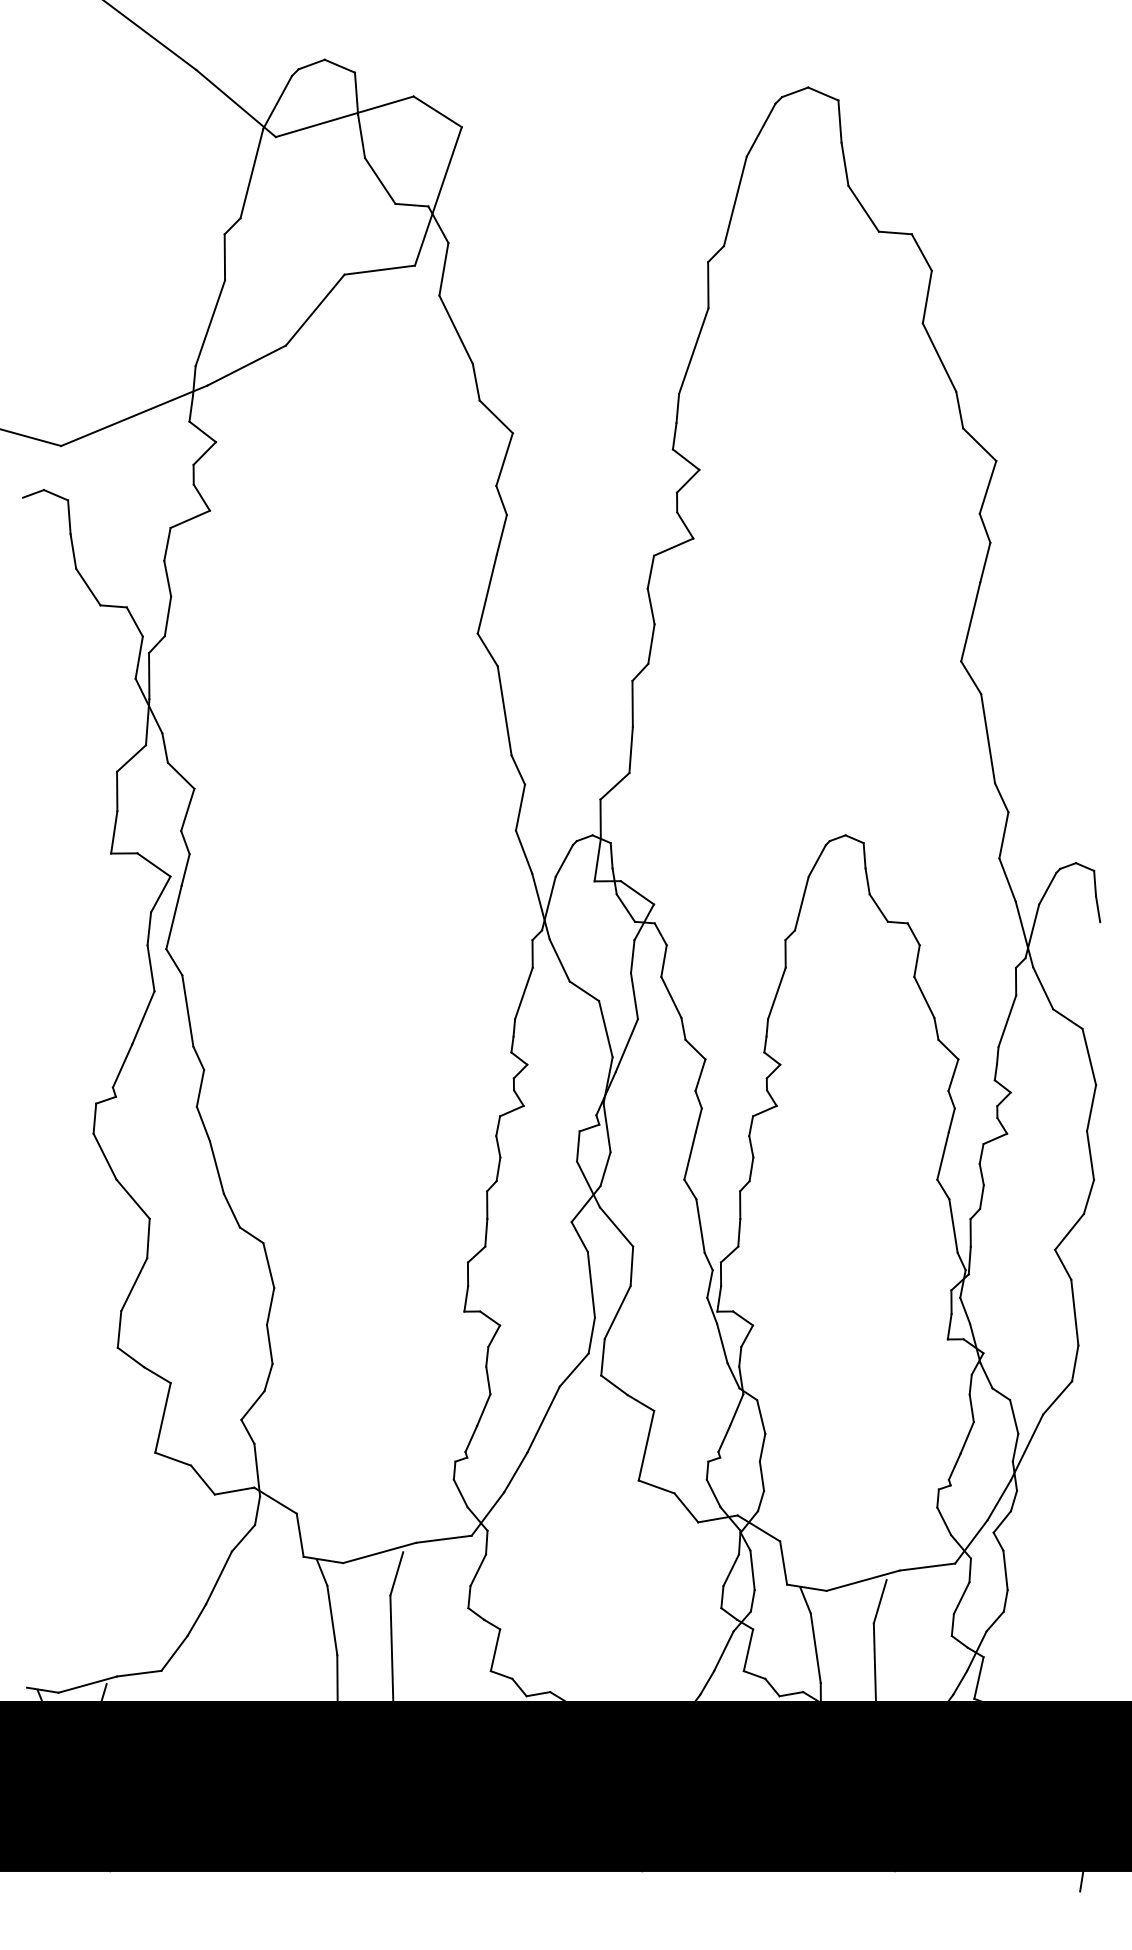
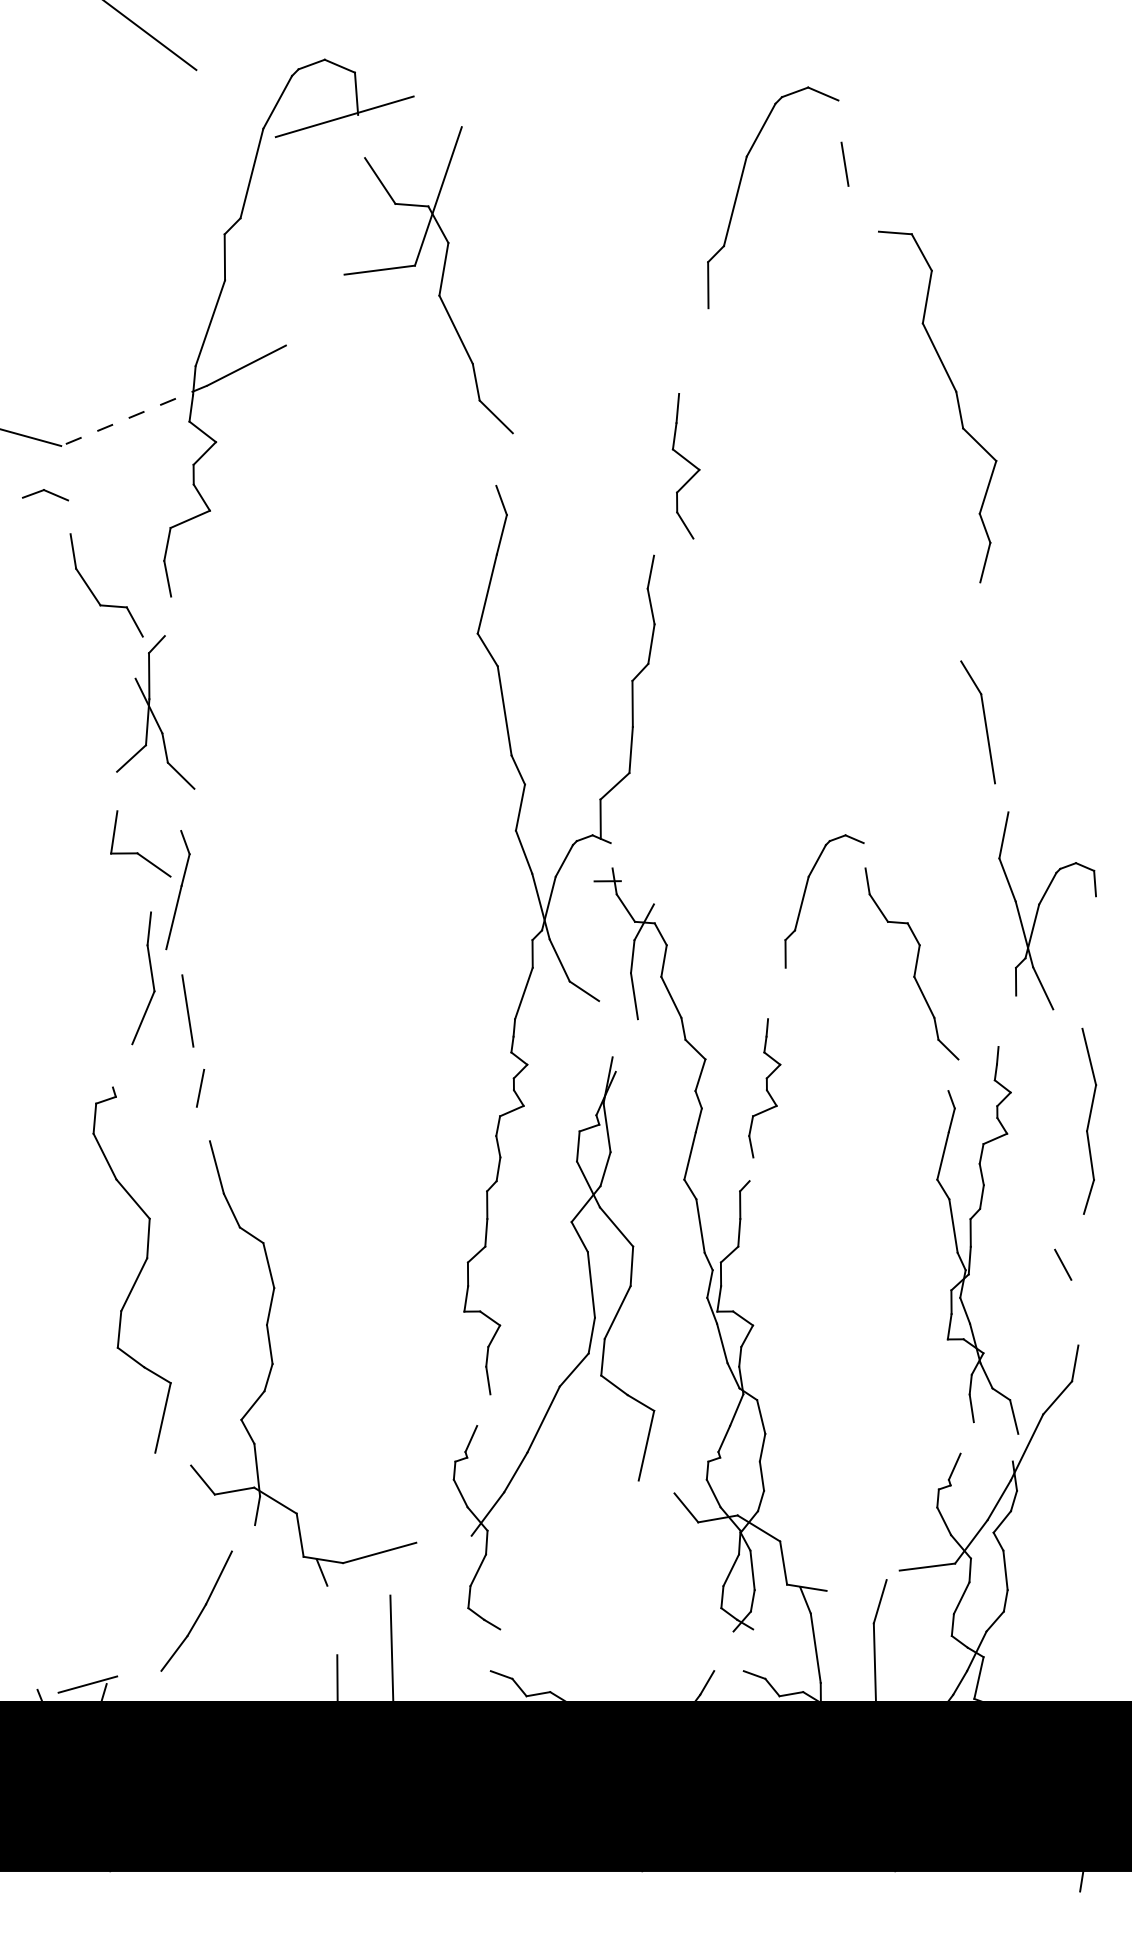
line: present -> none (235, 103)
line: present -> none (437, 111)
line: present -> none (839, 121)
line: present -> none (361, 136)
line: present -> none (863, 208)
line: present -> none (314, 309)
line: present -> none (693, 350)
line: solid -> dashed (133, 416)
line: present -> none (504, 459)
line: present -> none (69, 517)
line: present -> none (673, 546)
line: present -> none (167, 616)
line: present -> none (970, 621)
line: present -> none (138, 657)
line: present -> none (117, 791)
line: present -> none (1001, 797)
line: present -> none (187, 809)
line: present -> none (611, 855)
line: present -> none (864, 855)
line: present -> none (597, 860)
line: present -> none (636, 892)
line: present -> none (160, 894)
line: present -> none (1098, 909)
line: present -> none (174, 962)
line: present -> none (776, 993)
line: present -> none (1067, 1018)
line: present -> none (1007, 1020)
line: present -> none (605, 1029)
line: present -> none (626, 1045)
line: present -> none (198, 1057)
line: present -> none (122, 1065)
line: present -> none (953, 1075)
line: present -> none (202, 1123)
line: present -> none (751, 1169)
line: present -> none (1069, 1231)
line: present -> none (1074, 1312)
line: present -> none (483, 1409)
line: present -> none (966, 1437)
line: present -> none (1015, 1447)
line: present -> none (173, 1458)
line: present -> none (656, 1486)
line: present -> none (243, 1538)
line: present -> none (443, 1538)
line: present -> none (396, 1573)
line: present -> none (862, 1580)
line: present -> none (332, 1620)
line: present -> none (495, 1650)
line: present -> none (748, 1650)
line: present -> none (723, 1651)
line: present -> none (139, 1673)
line: present -> none (42, 1689)
